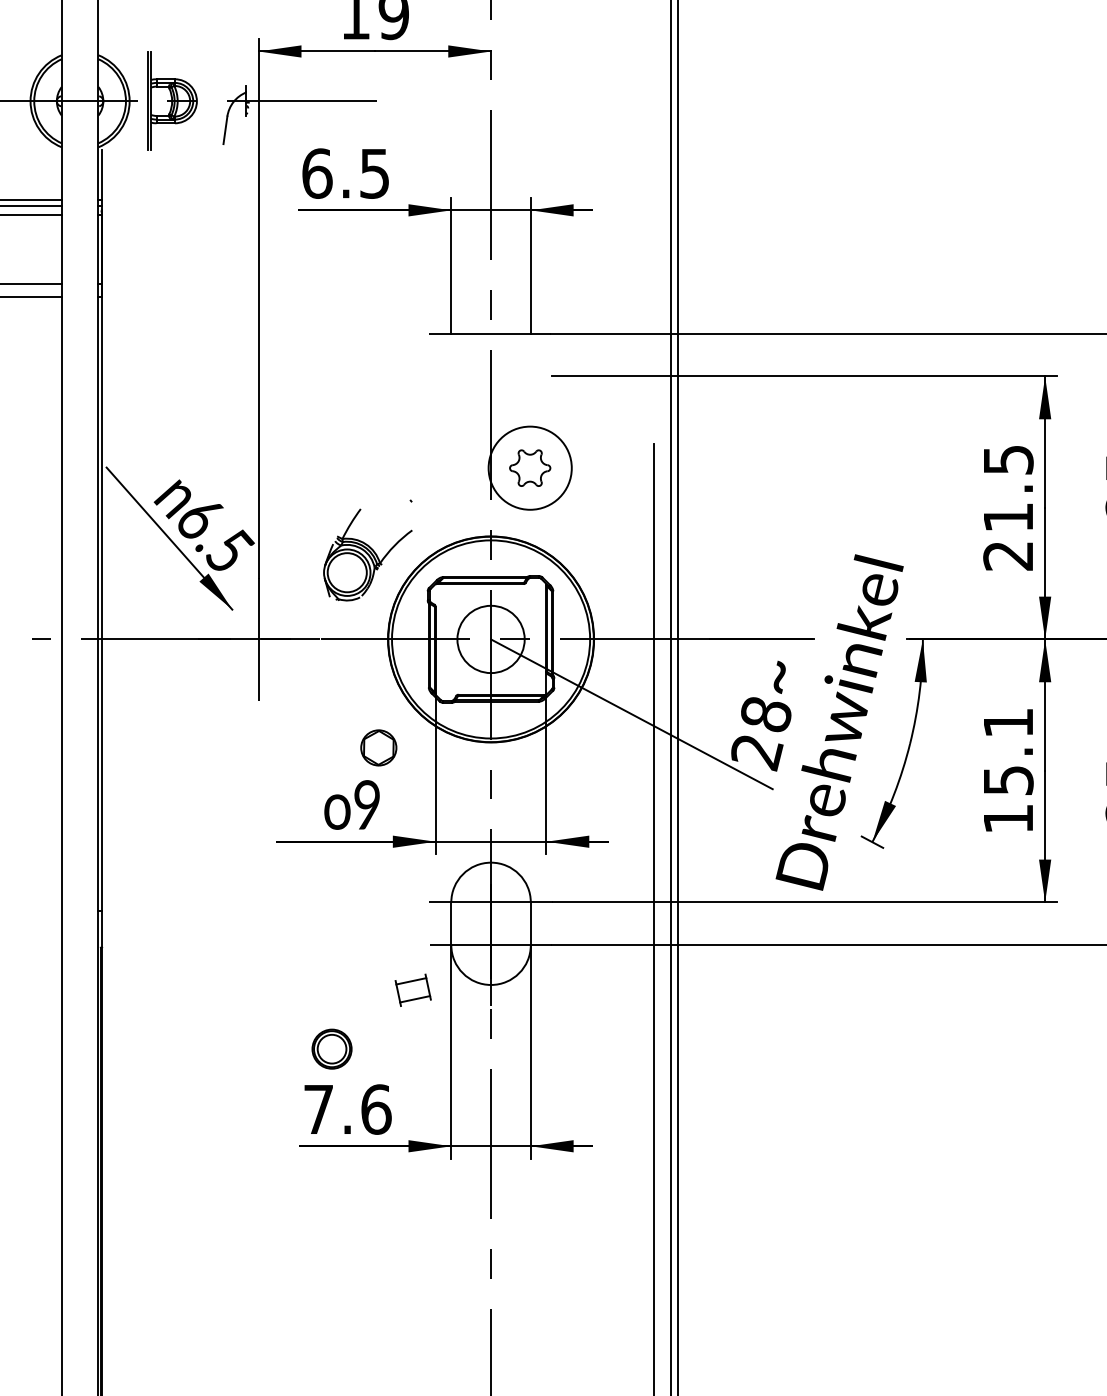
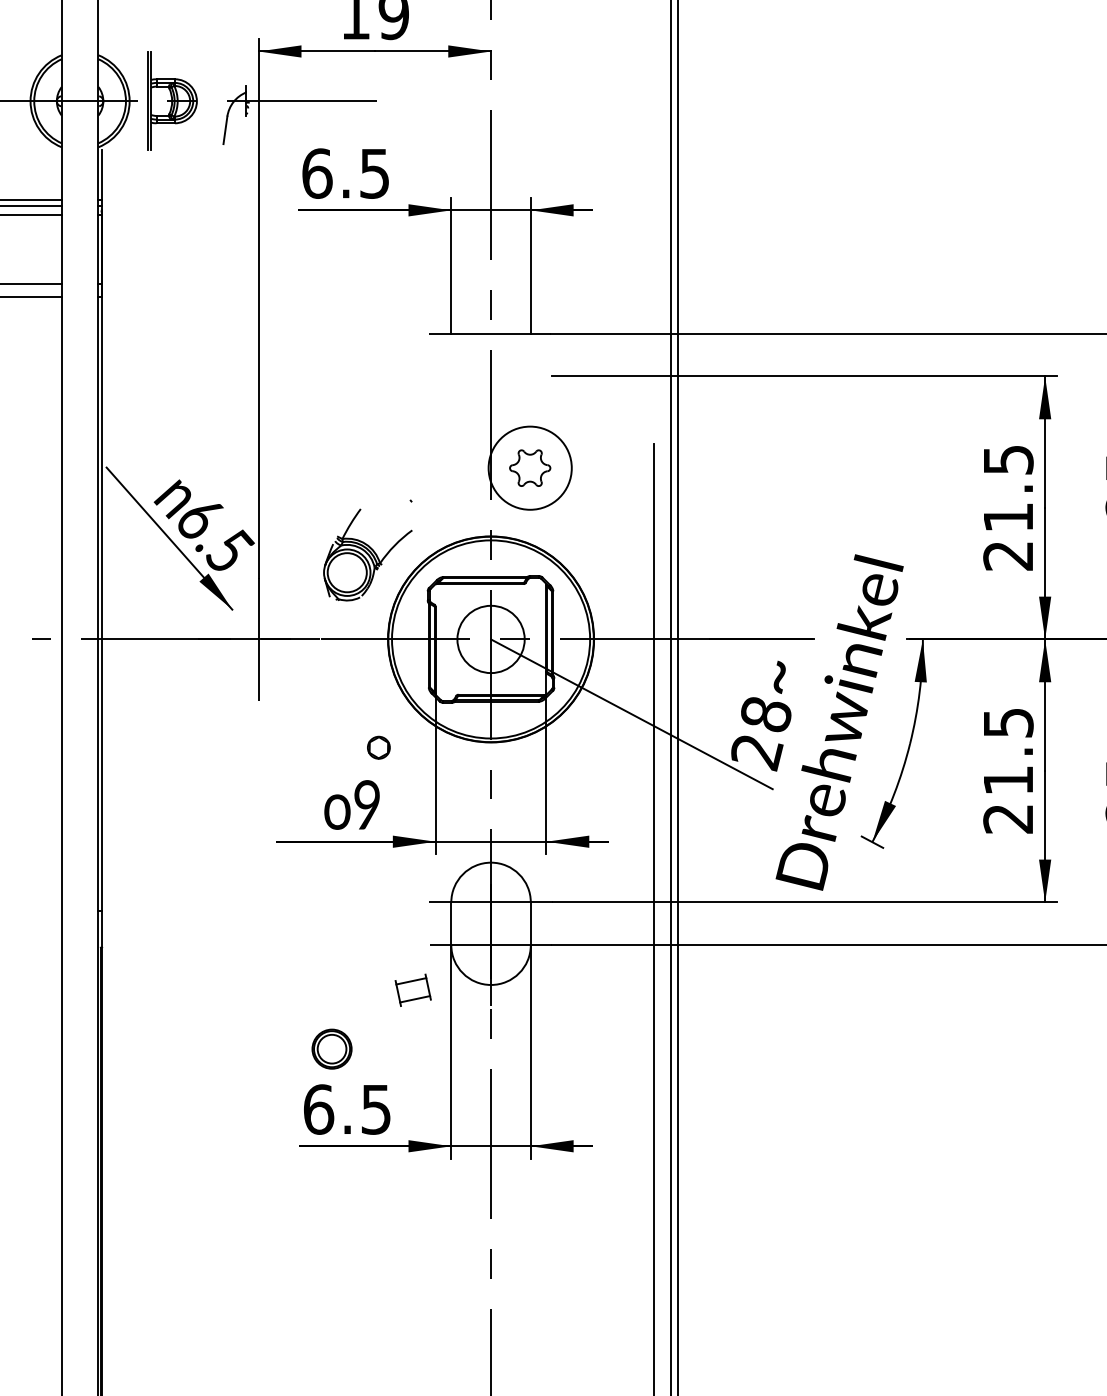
part size: 38x38 px -> 24x25 px (378, 747)
text: 15.1 -> 21.5 (1008, 771)
text: 7.6 -> 6.5 (347, 1109)
